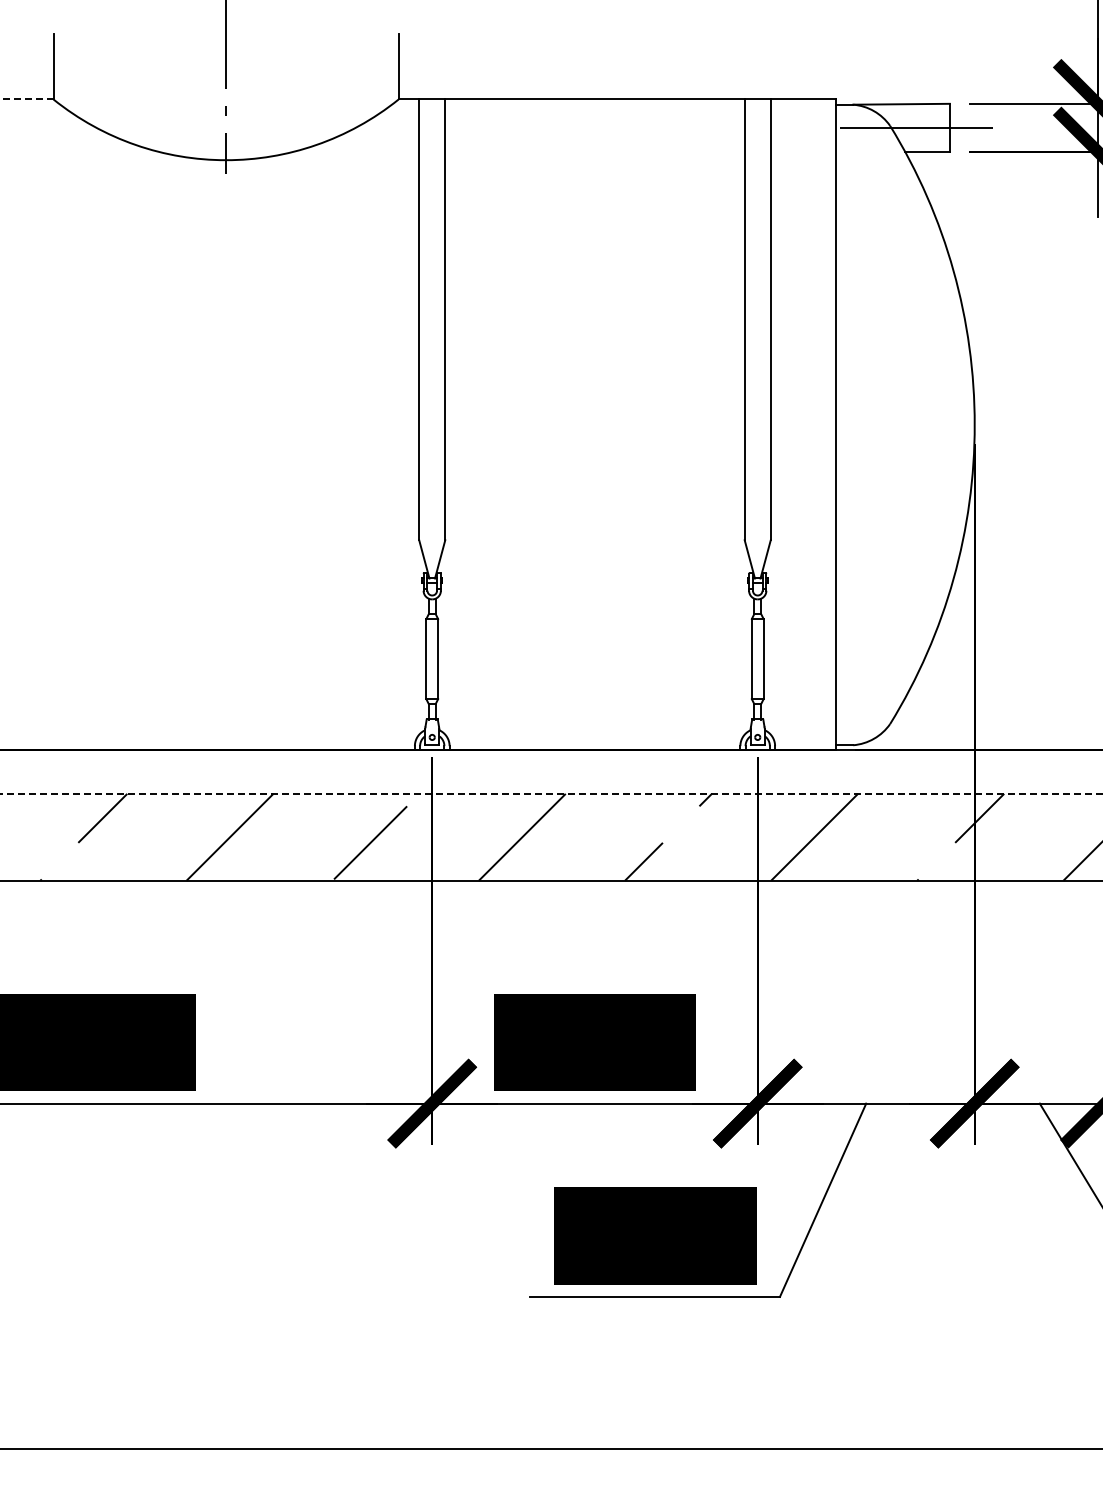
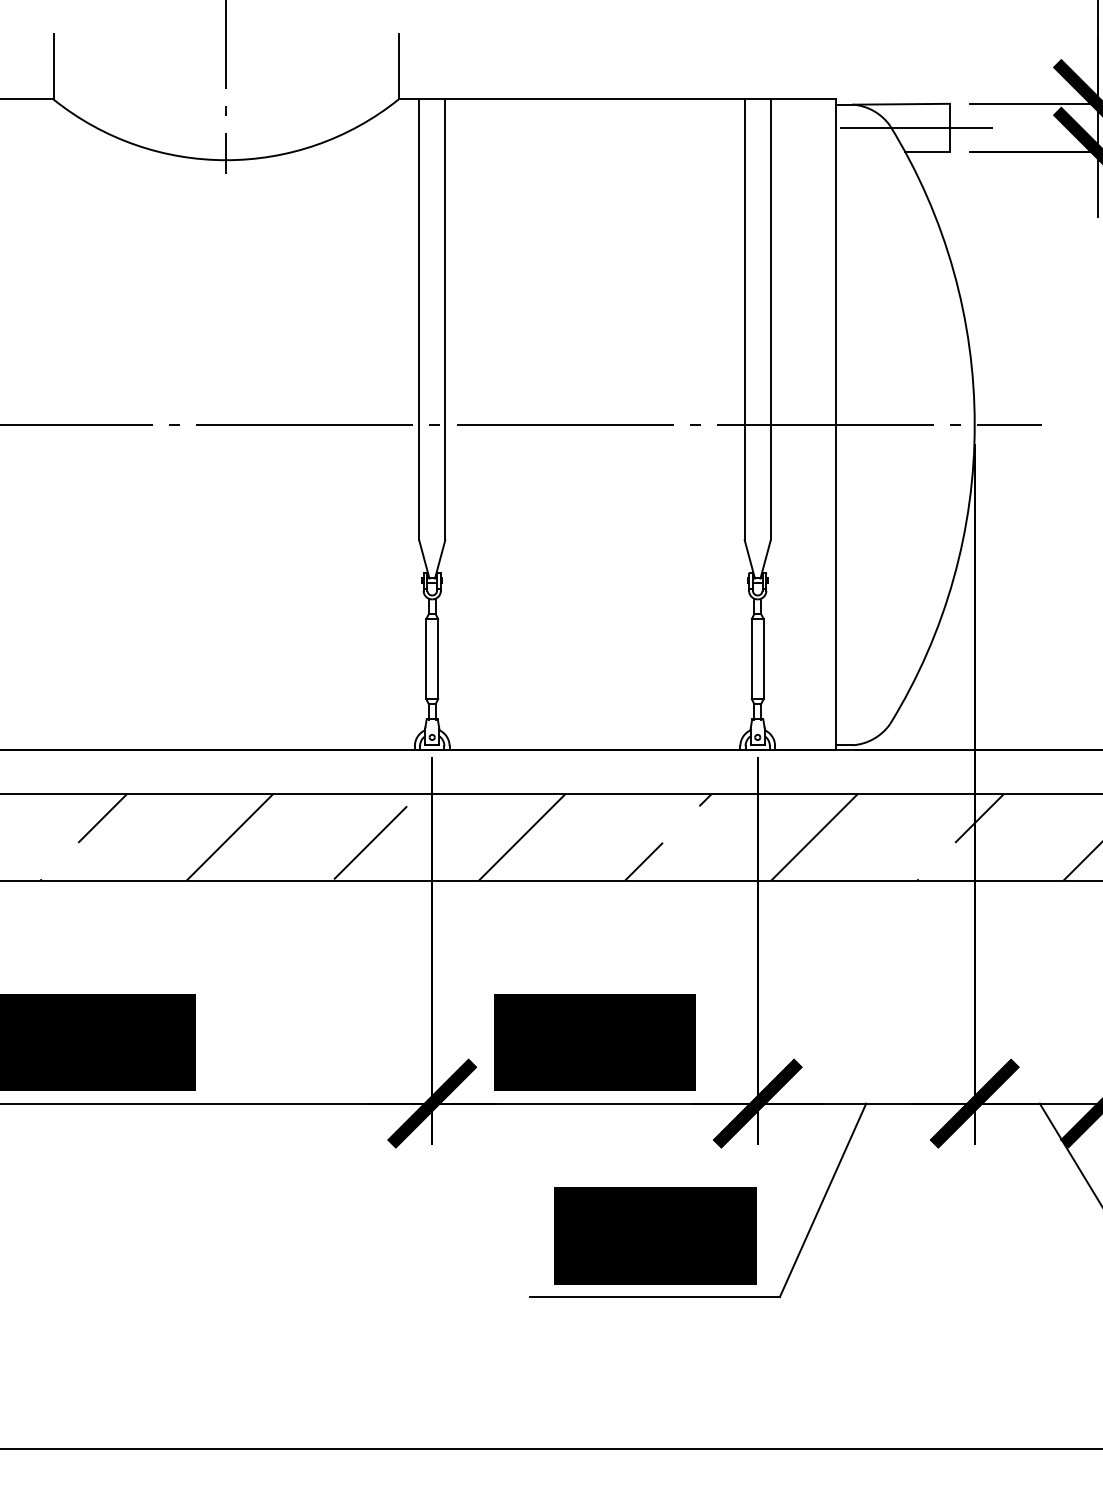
line: dashed -> solid (26, 99)
line: none -> present (522, 424)
line: dashed -> solid (552, 793)
